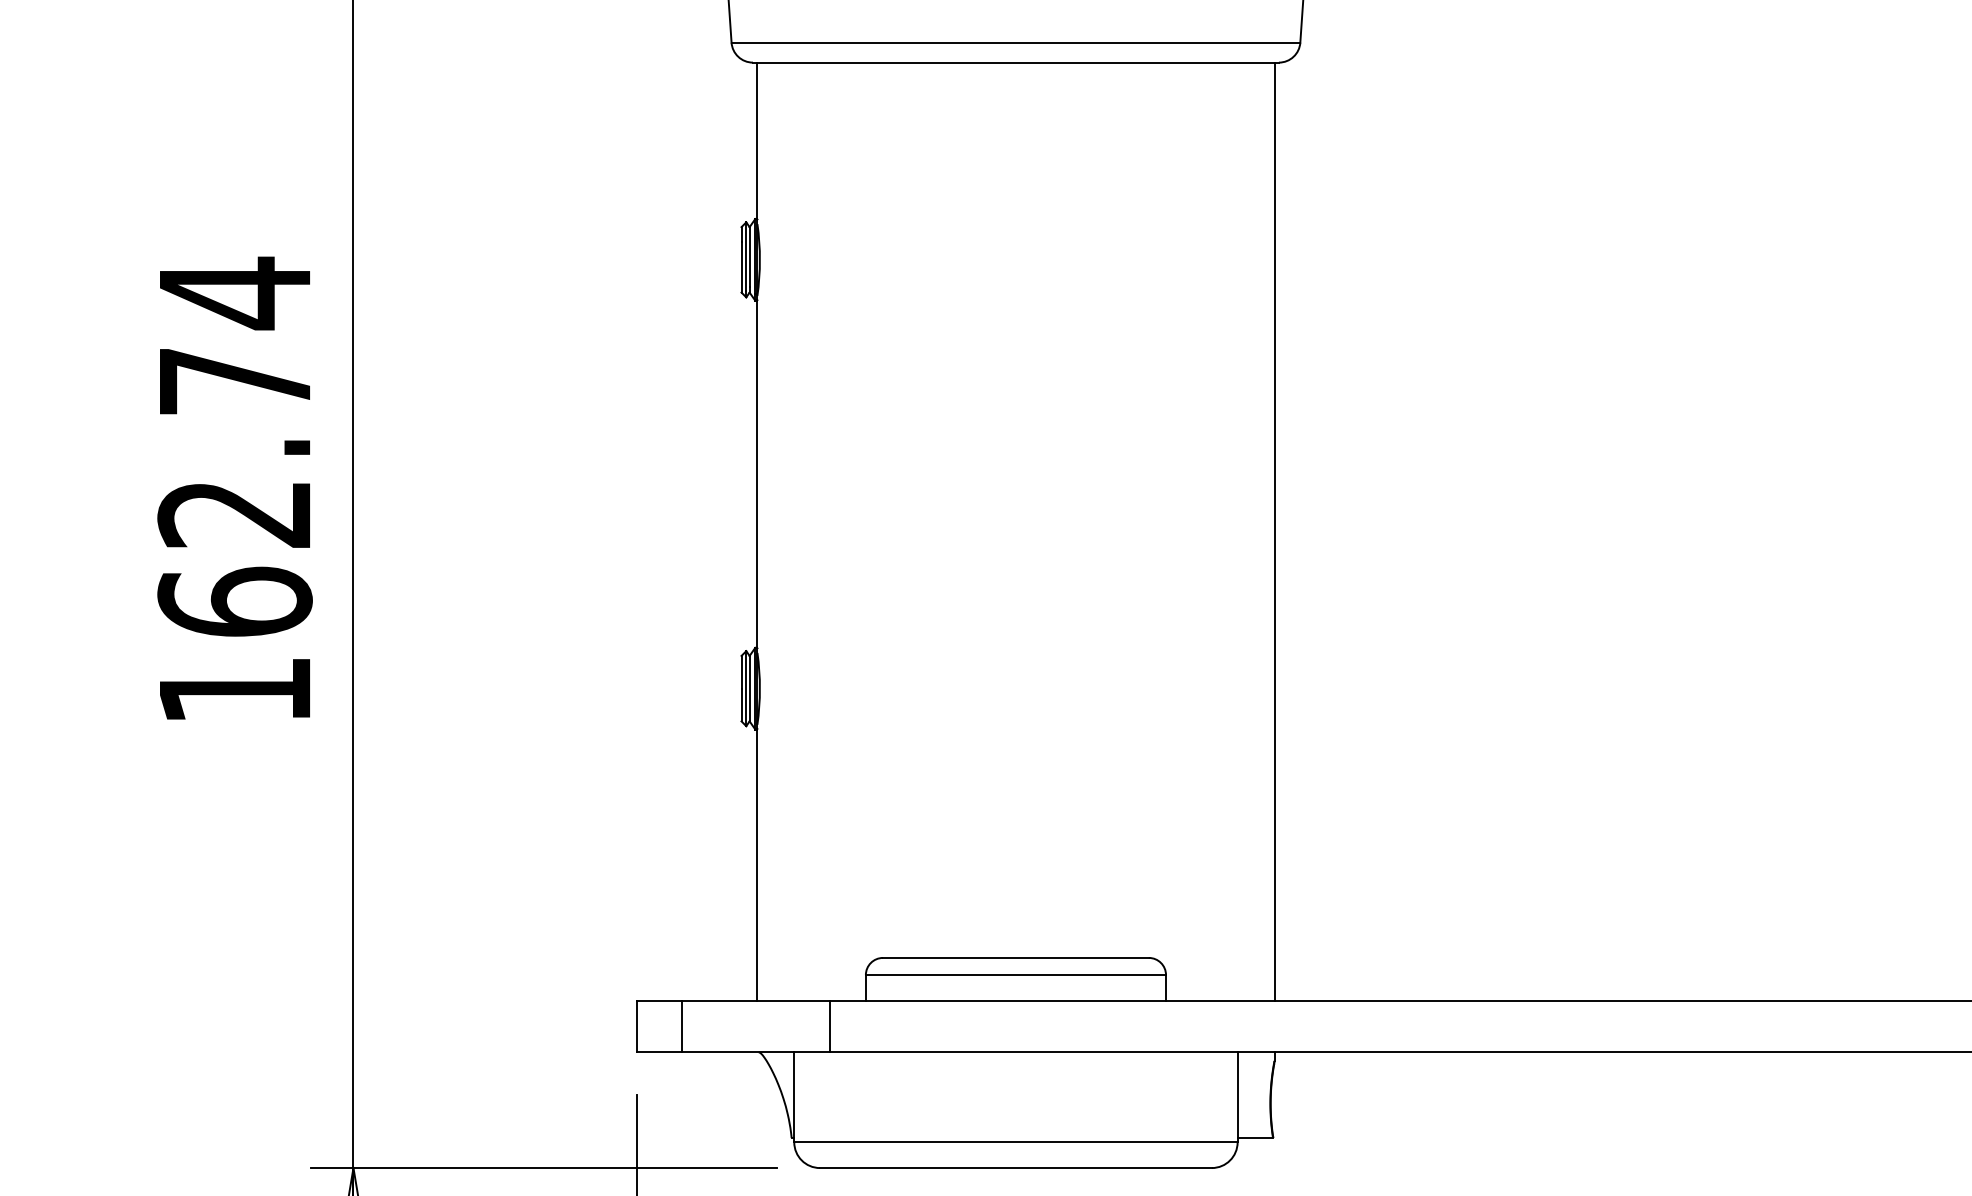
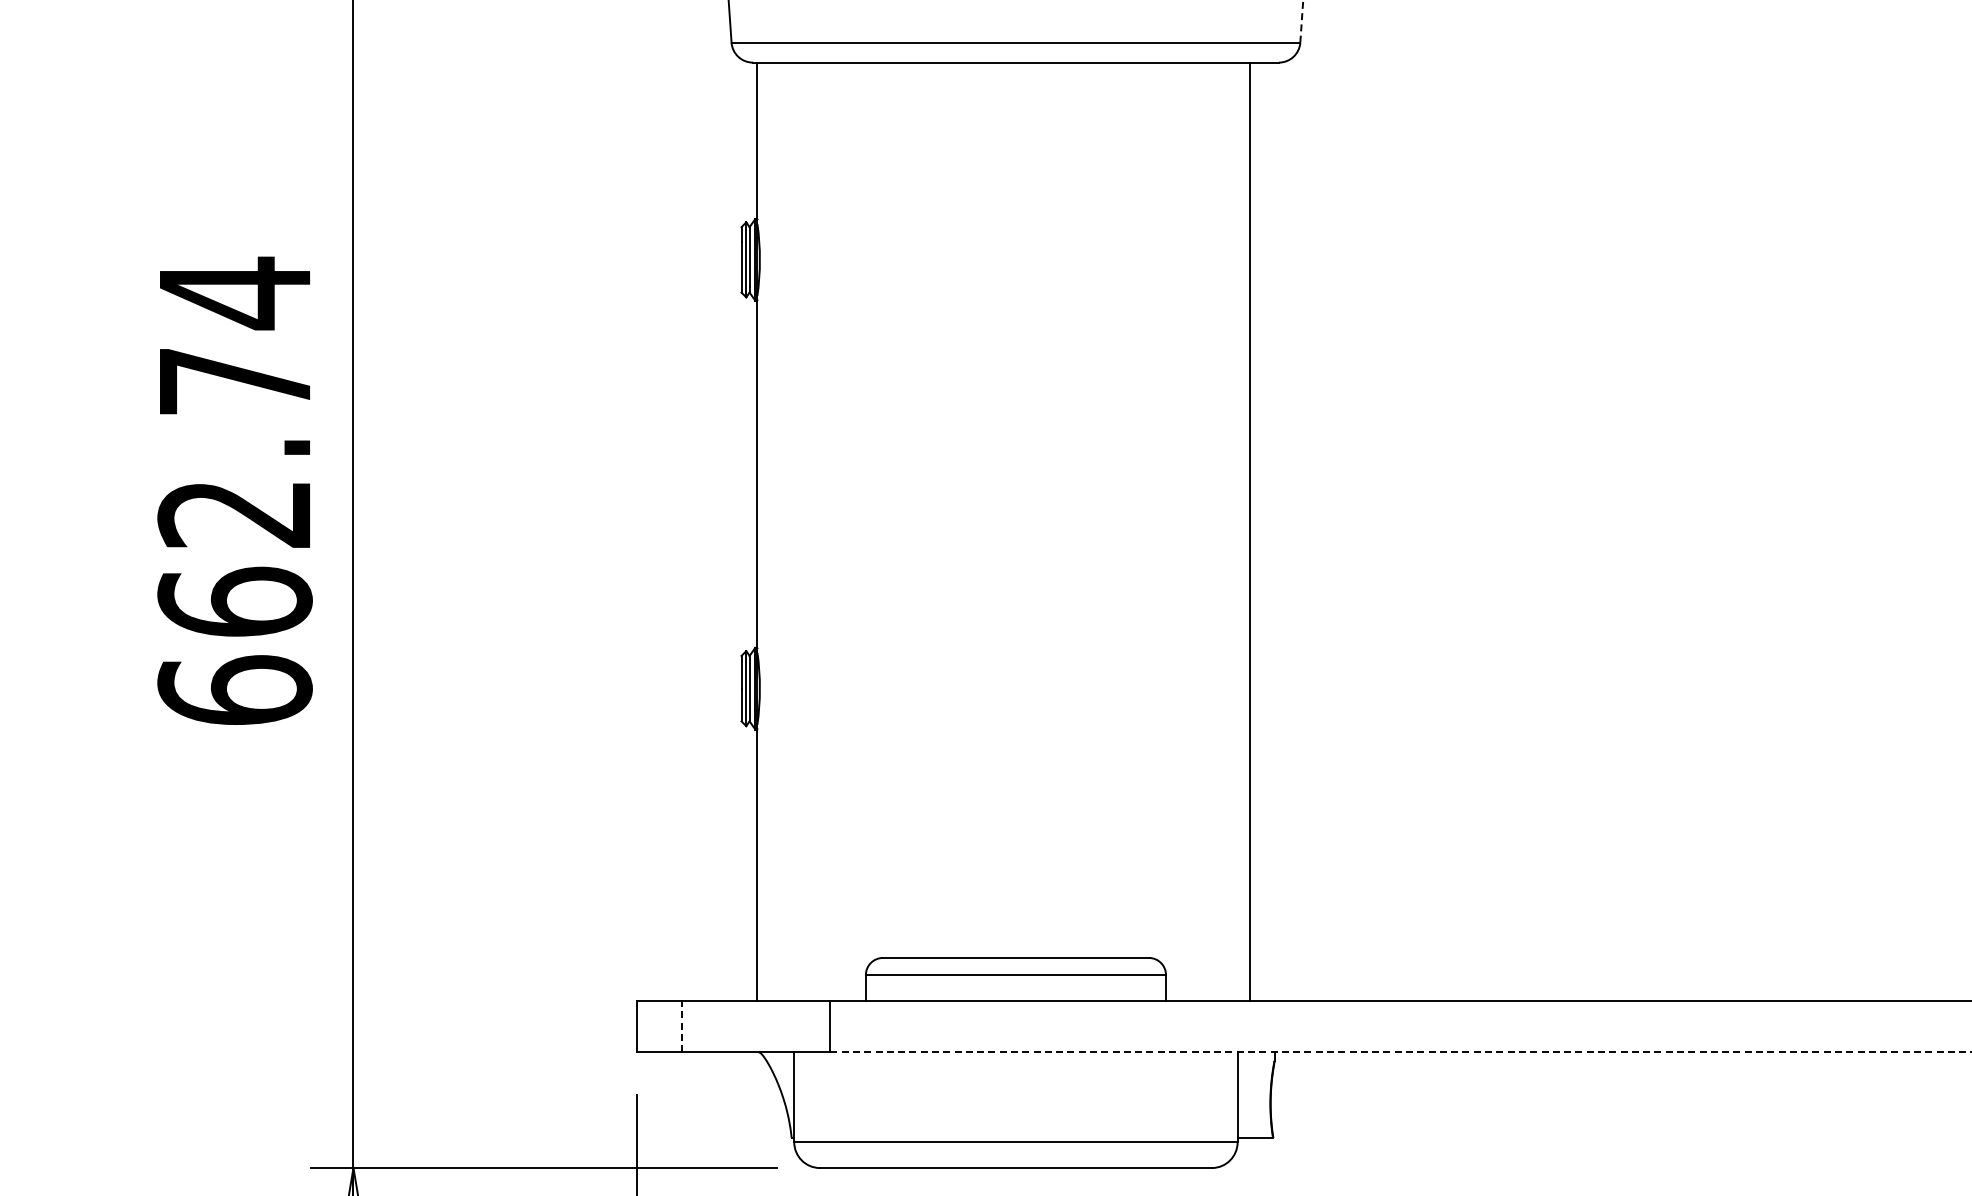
line: solid -> dashed (1301, 21)
line position: (1274, 531) -> (1249, 531) (1249, 531)
text: 162.74 -> 662.74 (234, 689)
line: solid -> dashed (681, 1026)
line: solid -> dashed (1401, 1052)
